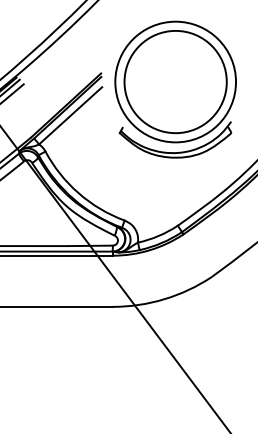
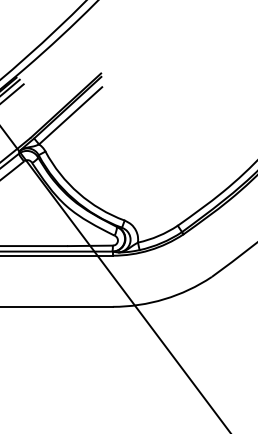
part: present -> none (175, 89)
